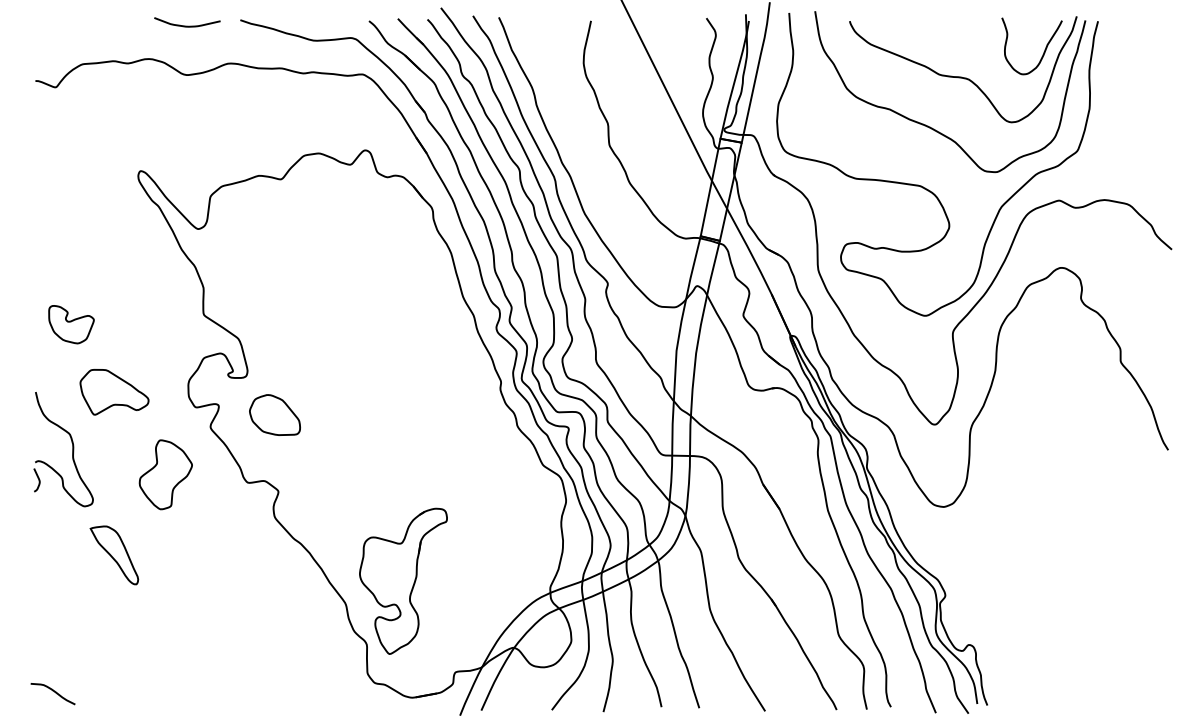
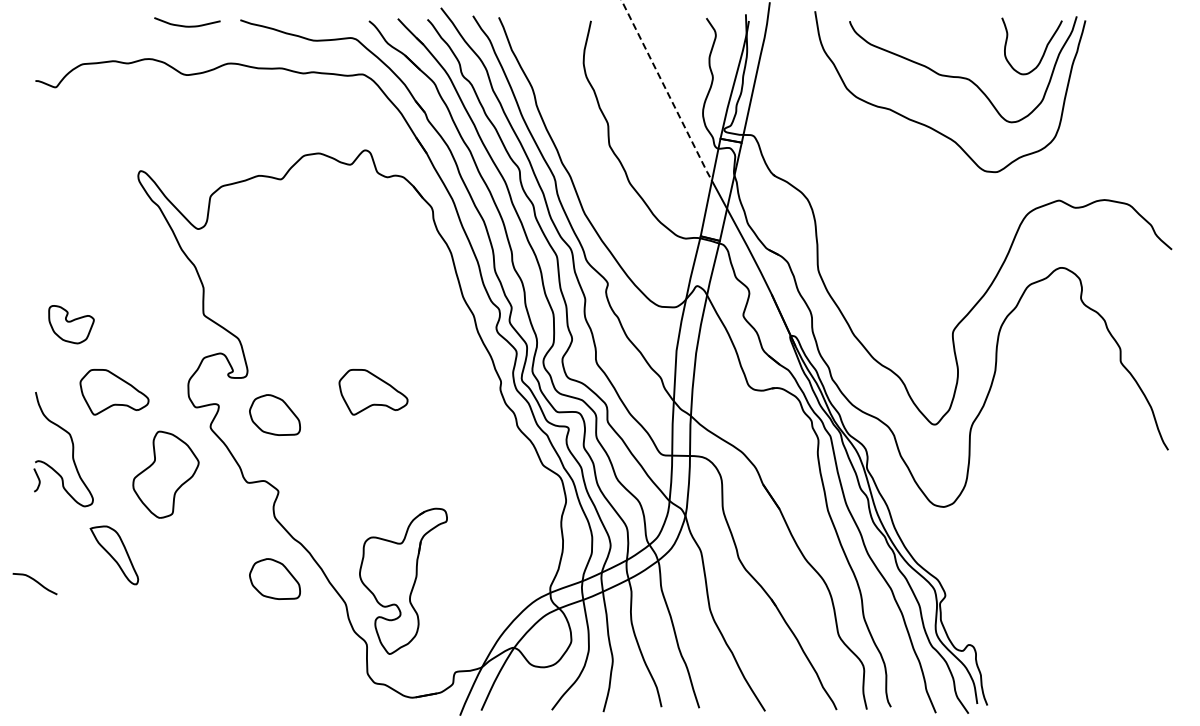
line: solid -> dashed (666, 91)
curve: present -> none (925, 187)
part: none -> present (373, 392)
part size: 55x72 px -> 68x89 px (165, 474)
part: none -> present (274, 578)
curve position: (54, 692) -> (36, 582) (36, 582)
